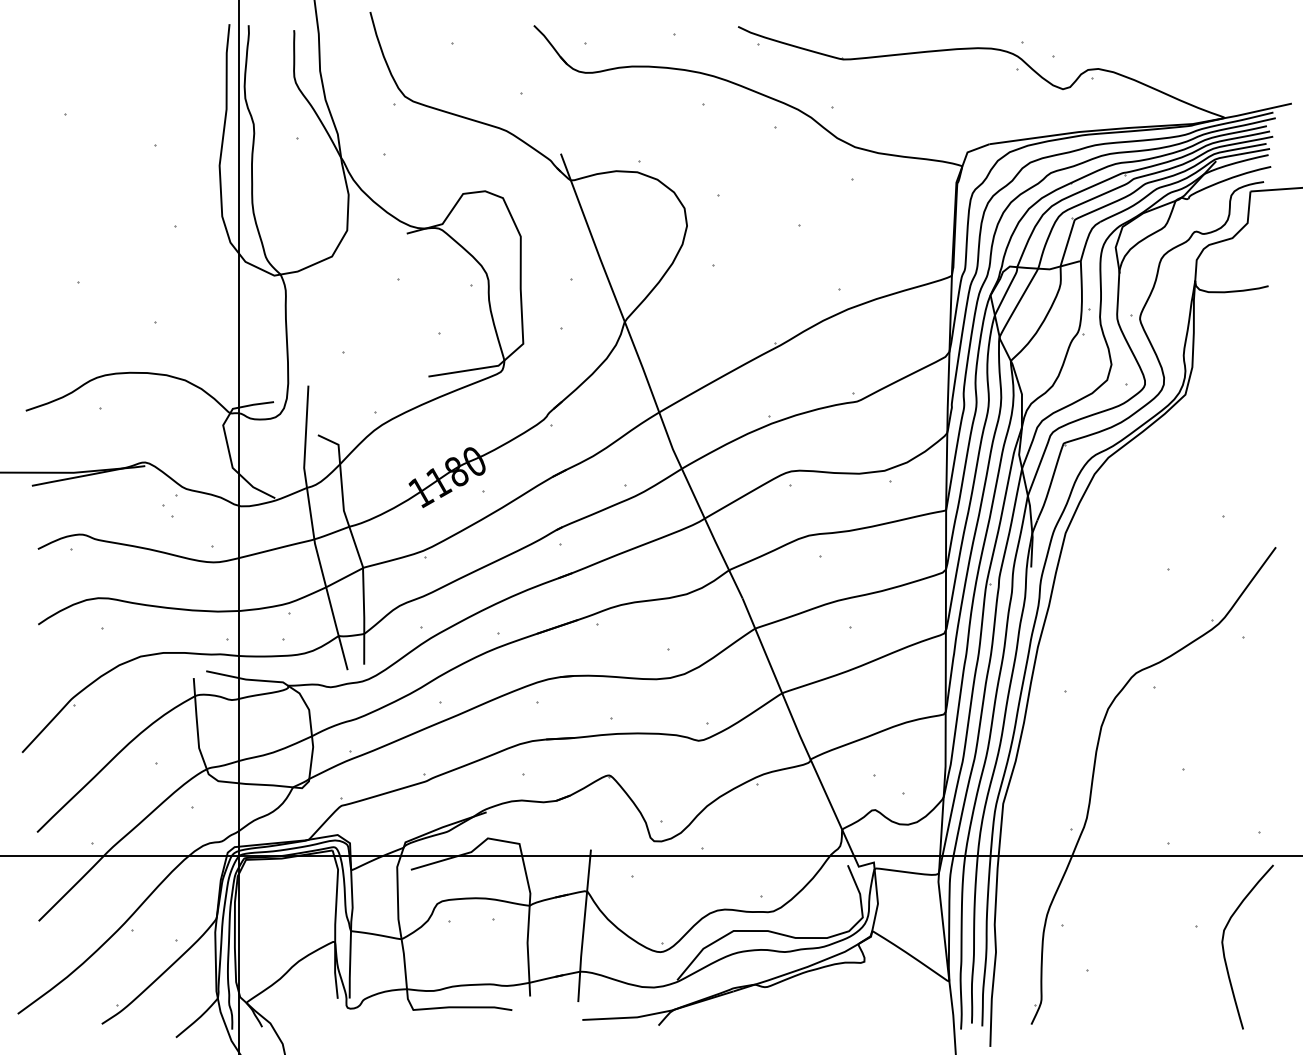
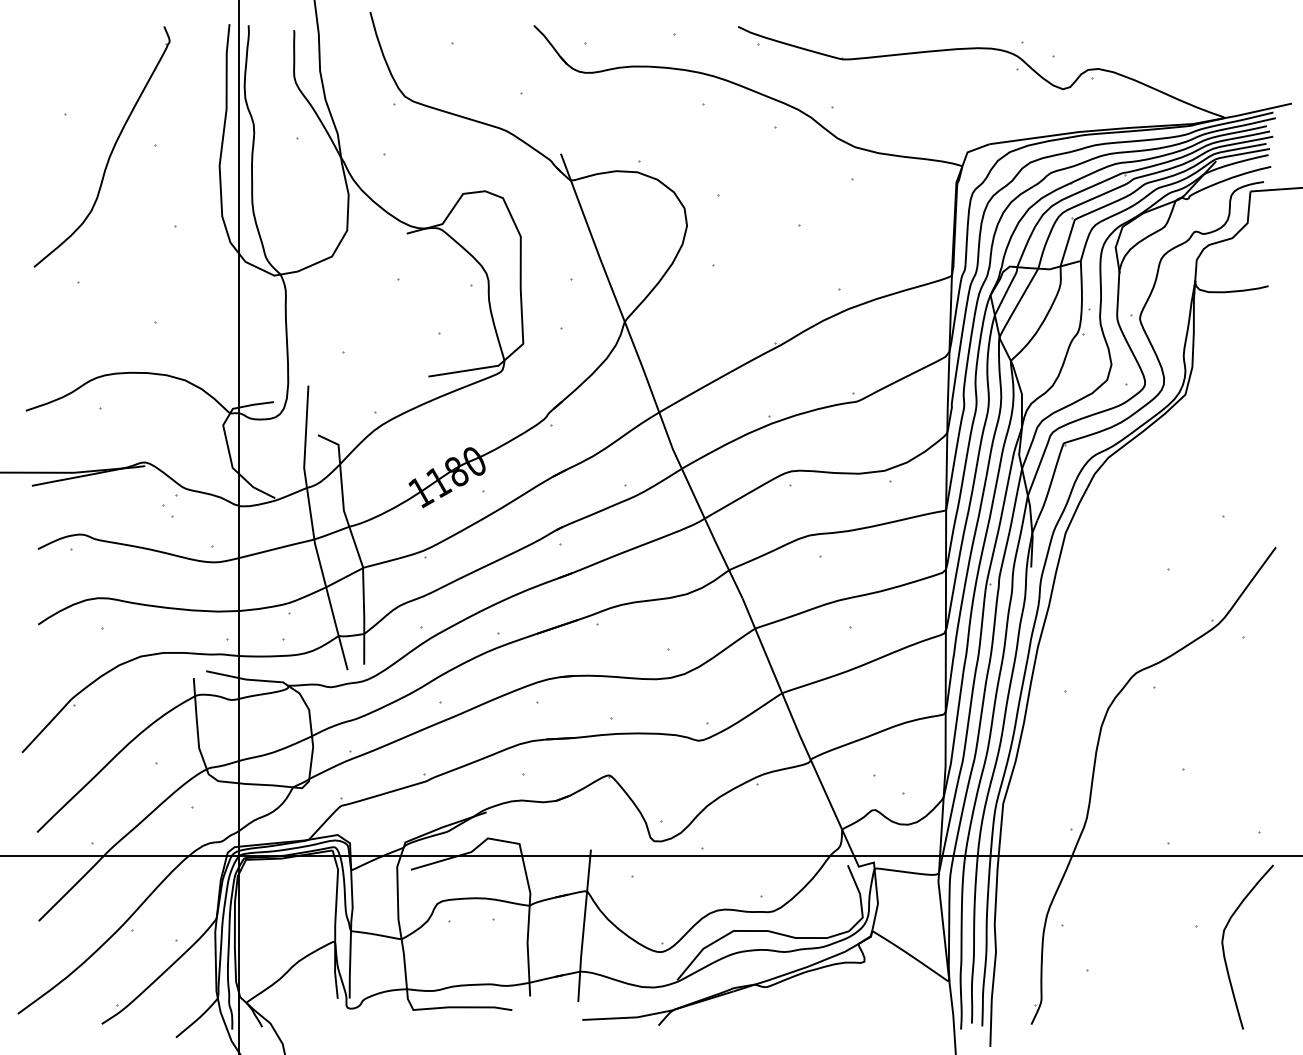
part: none -> present (111, 150)
